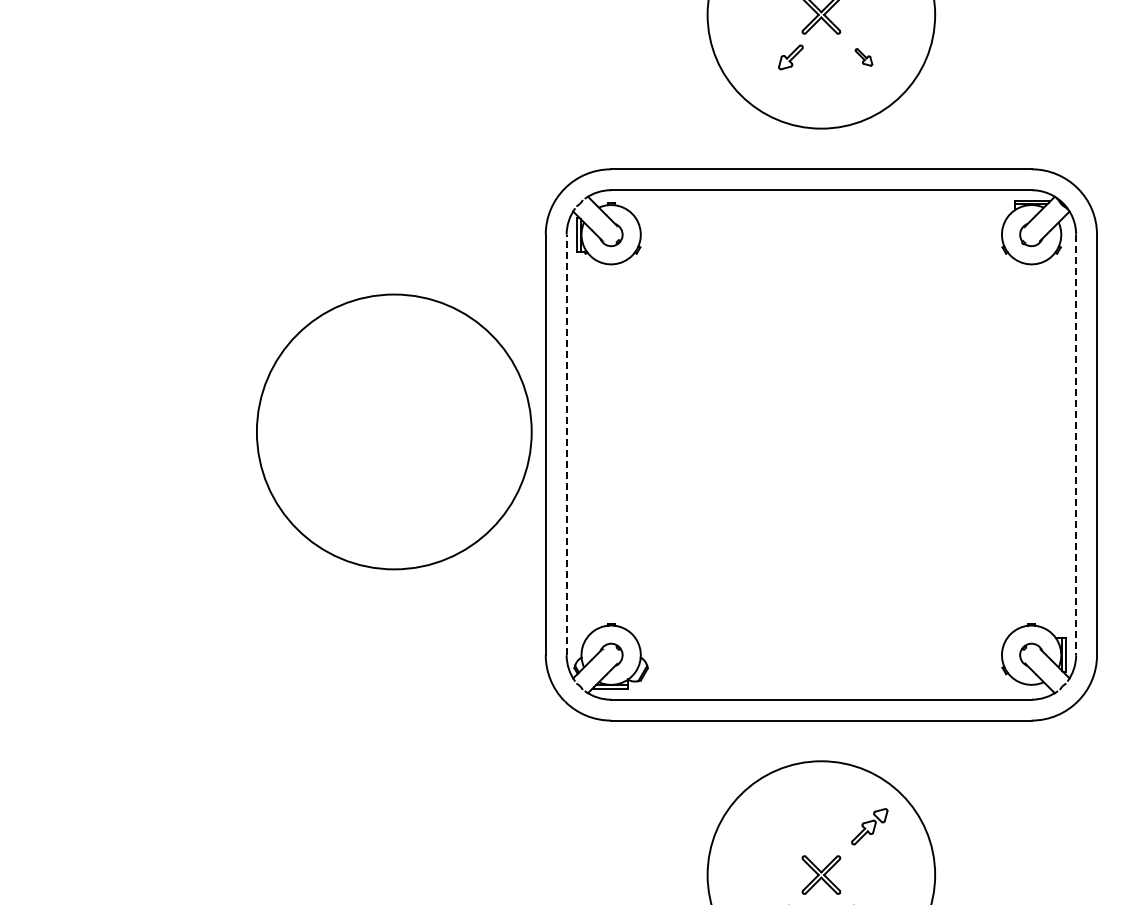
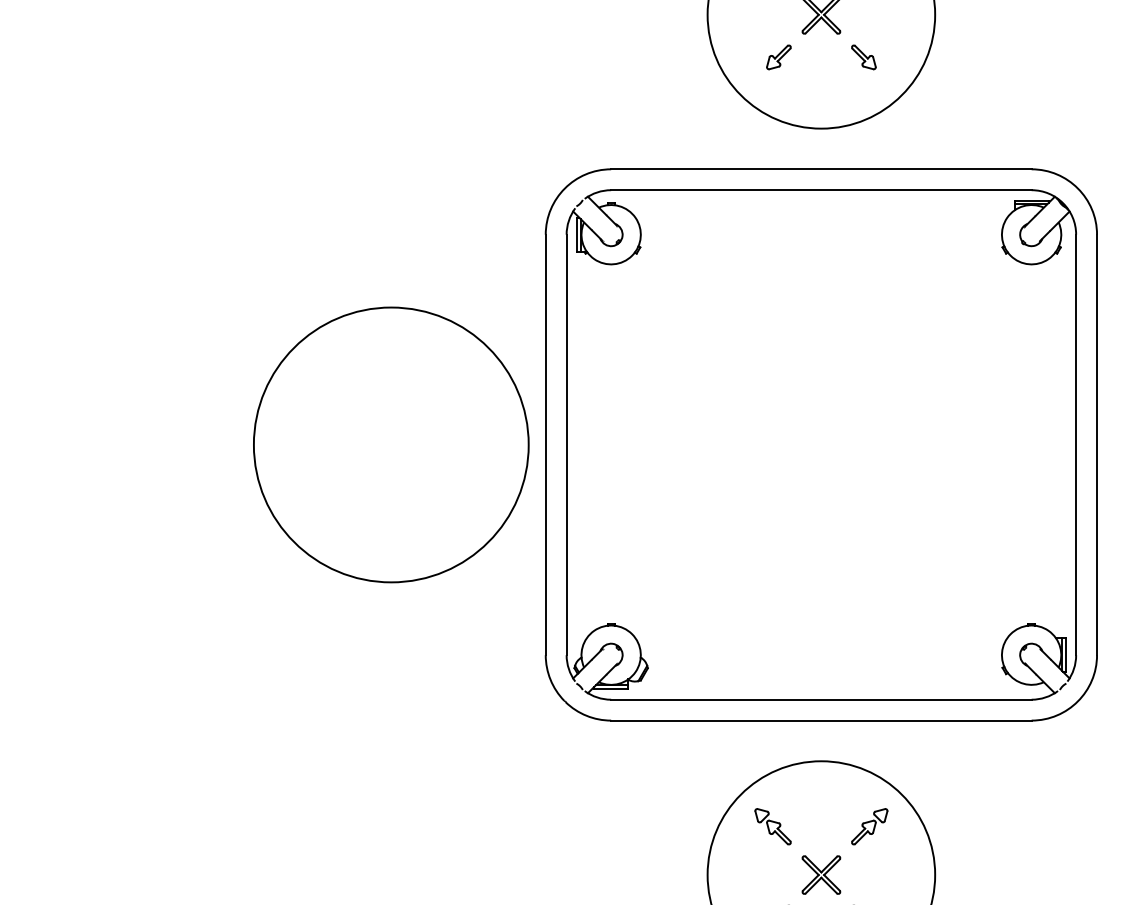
part position: (790, 57) -> (778, 57) (778, 57)
part size: 20x19 px -> 26x27 px (863, 57)
circle position: (394, 431) -> (391, 444) (391, 444)
line: dashed -> solid (566, 444)
line: dashed -> solid (1076, 445)
part: none -> present (772, 826)
